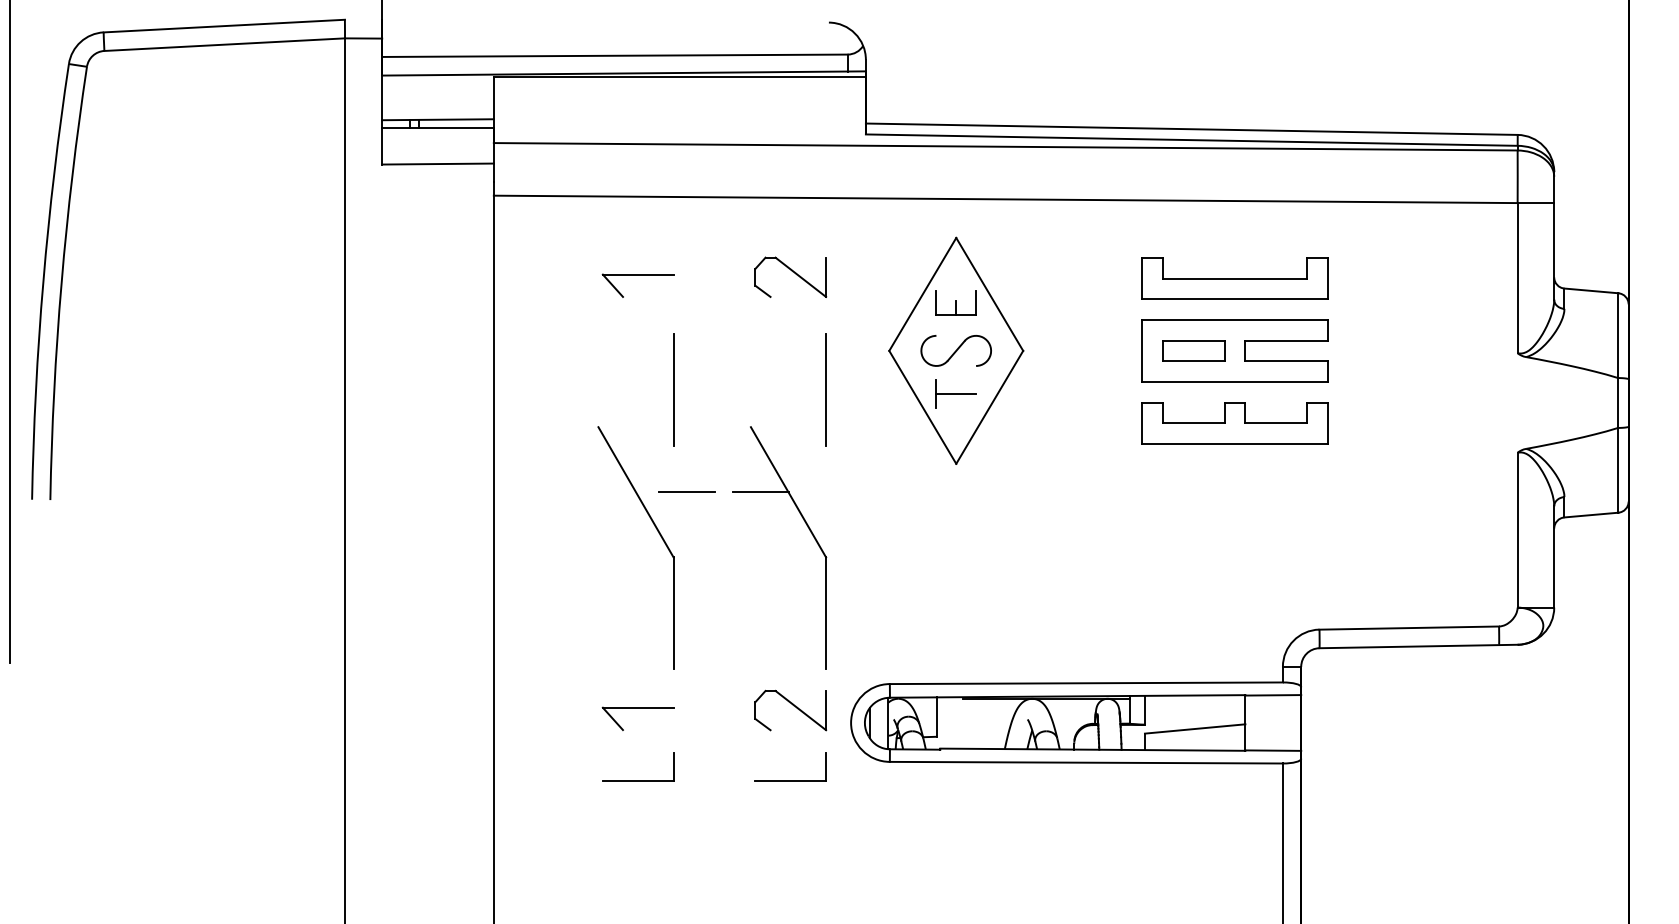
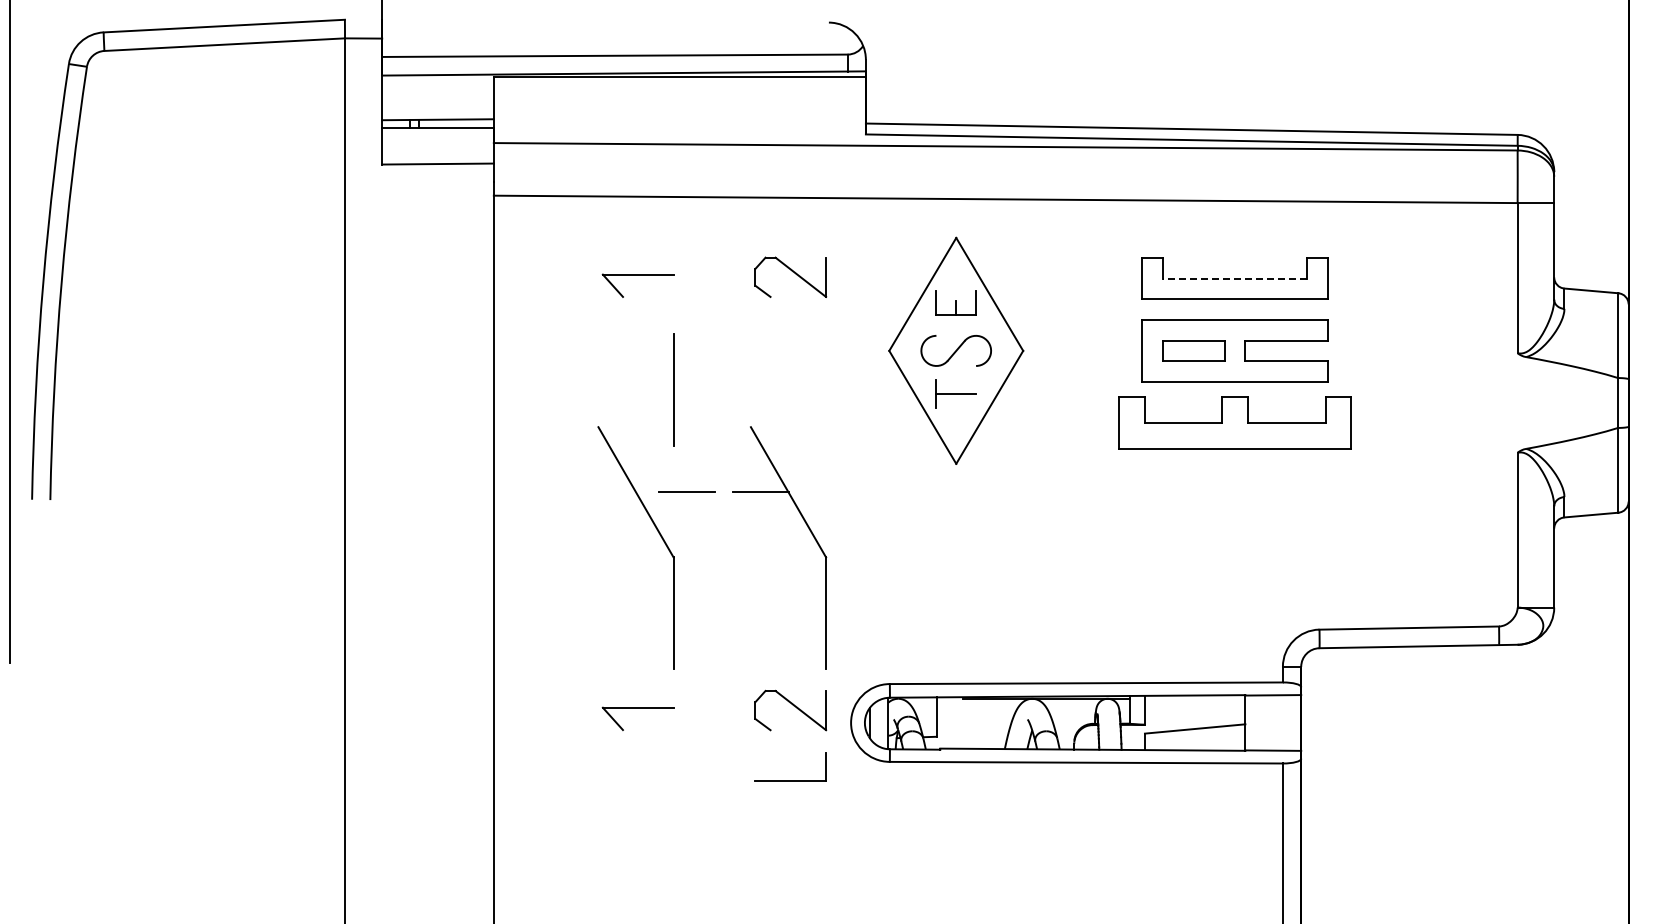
line: solid -> dashed (1234, 278)
line: present -> none (826, 389)
part size: 188x43 px -> 234x54 px (1234, 422)
part: present -> none (638, 780)
